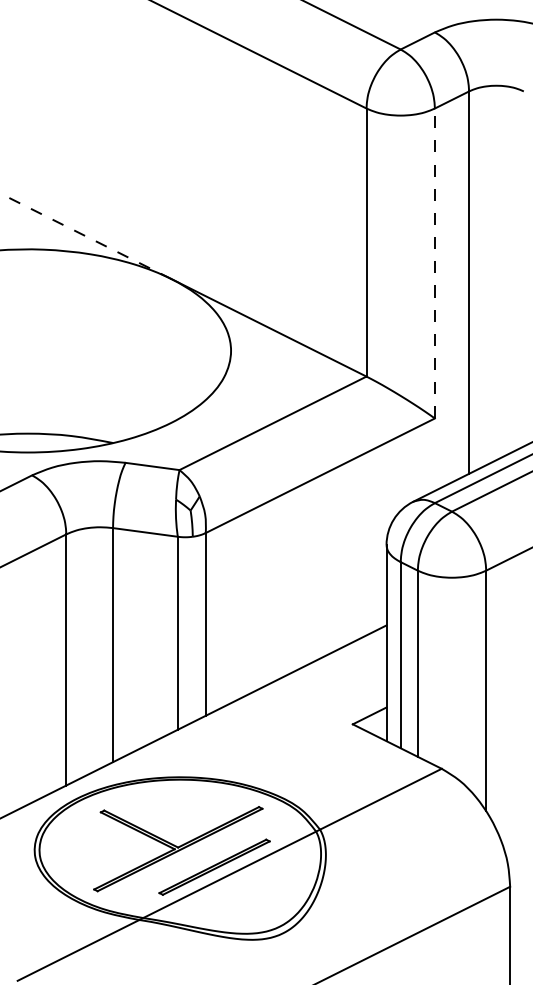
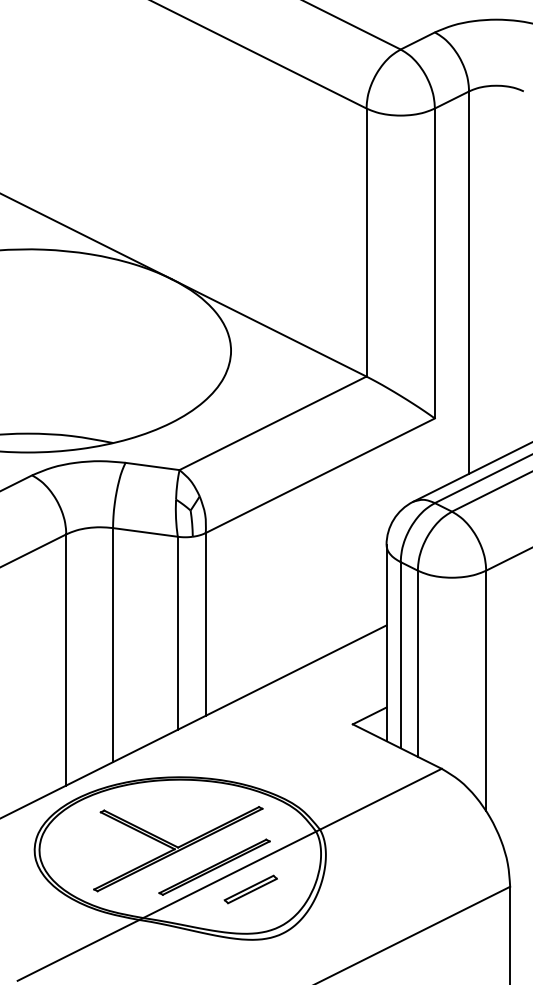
line: dashed -> solid (85, 236)
line: dashed -> solid (434, 263)
part: none -> present (250, 889)
